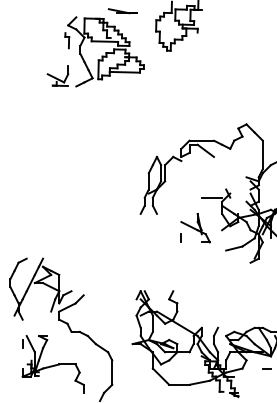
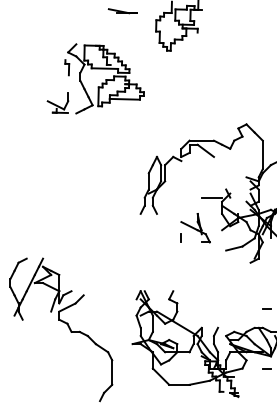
part position: (101, 55) -> (101, 82) (101, 82)
line: none -> present (266, 308)
part: present -> none (52, 364)
